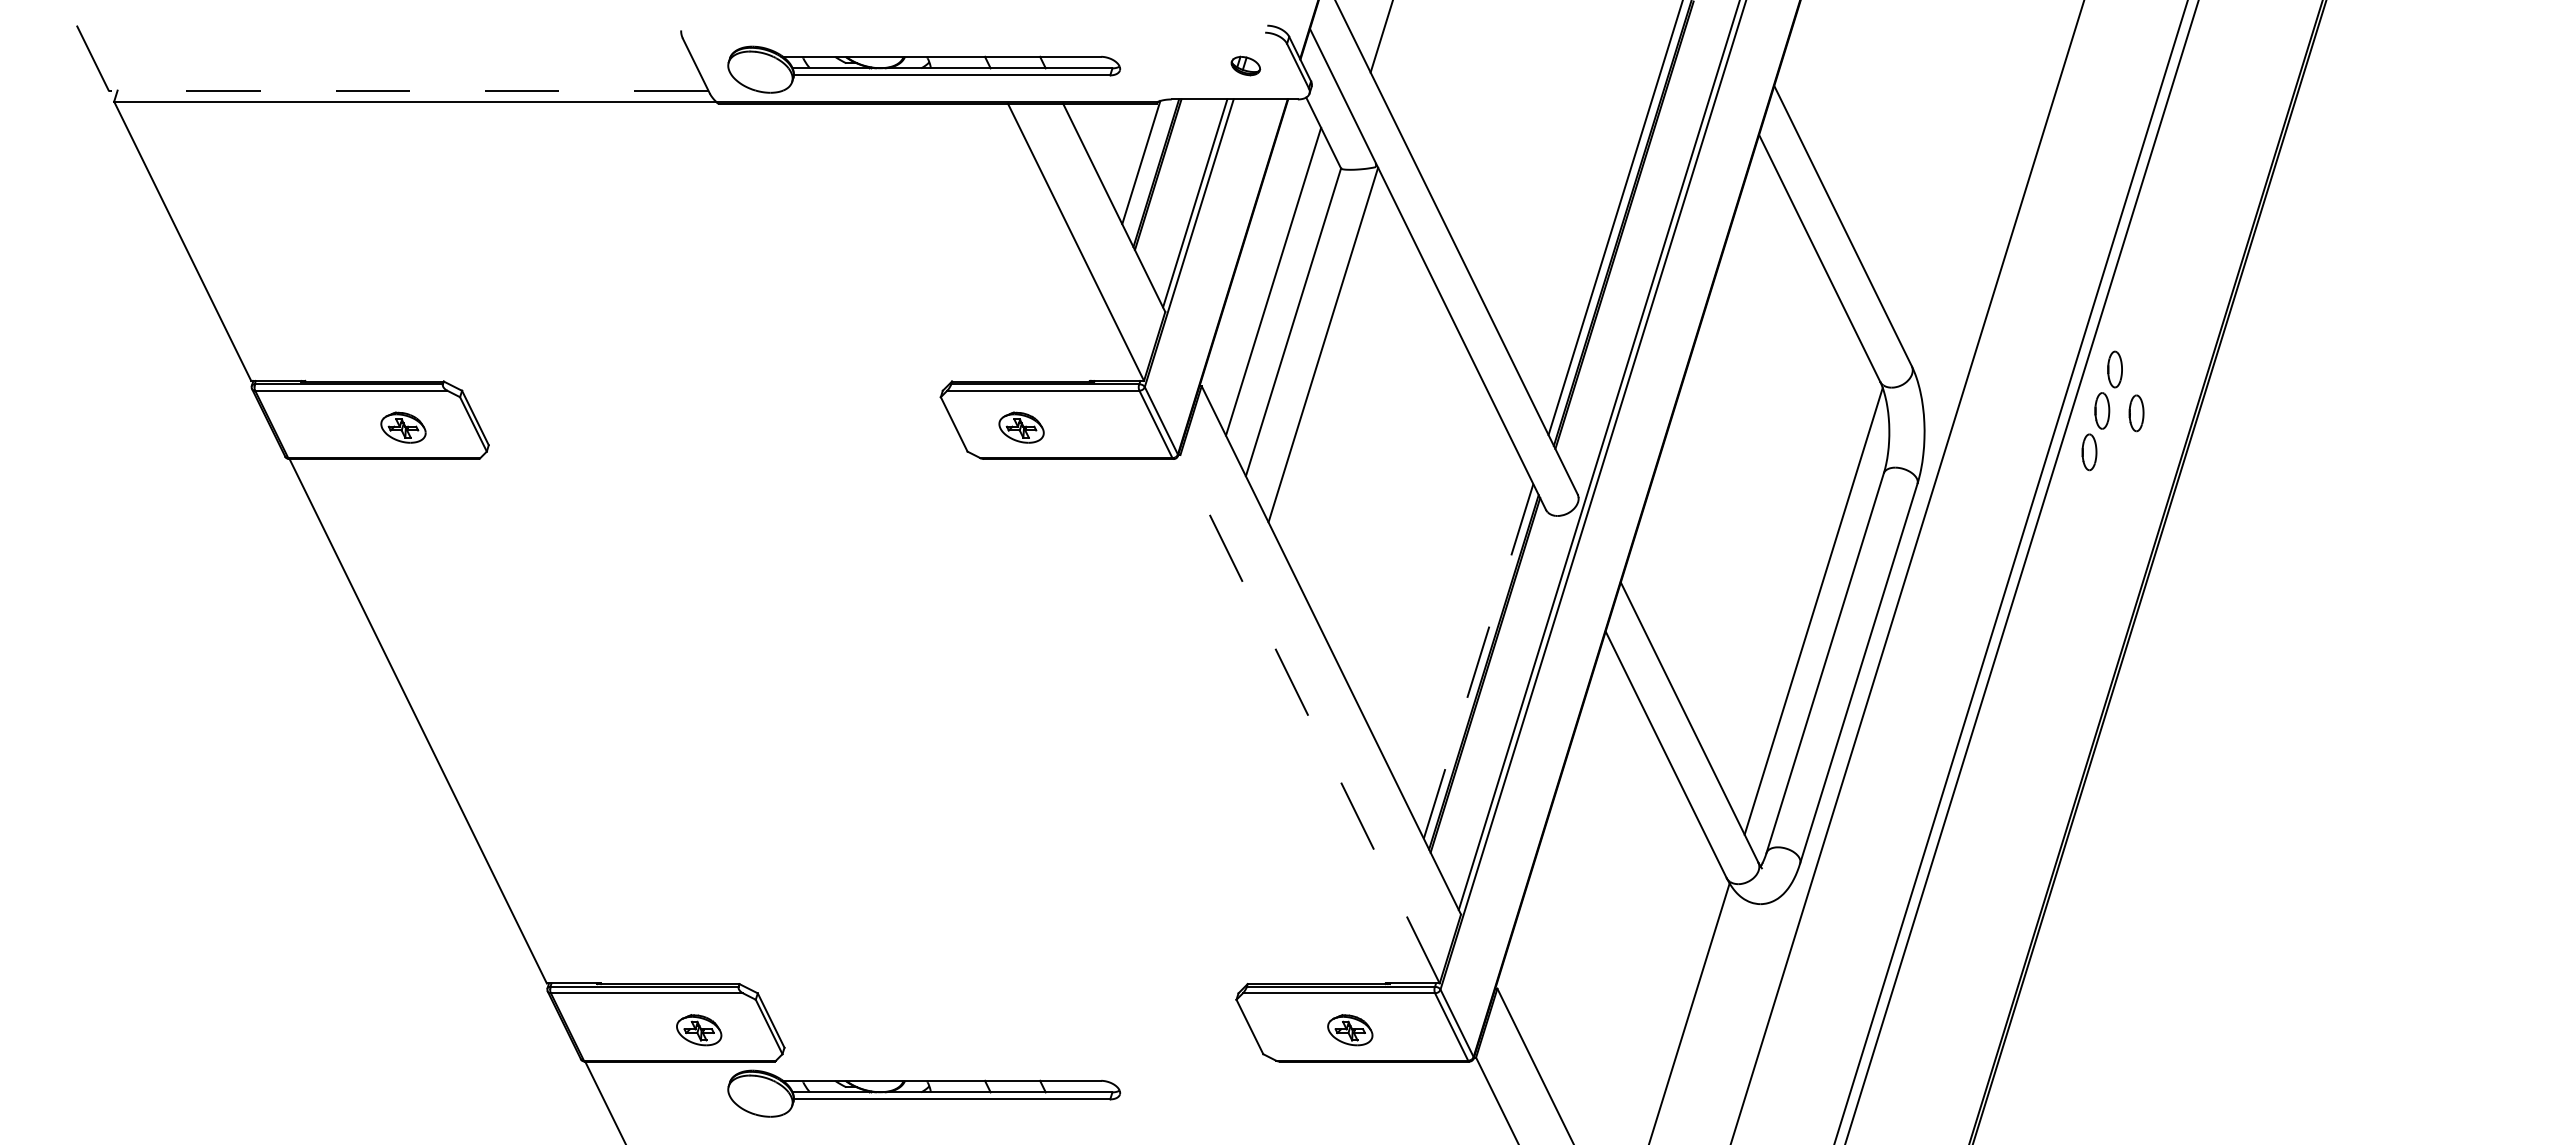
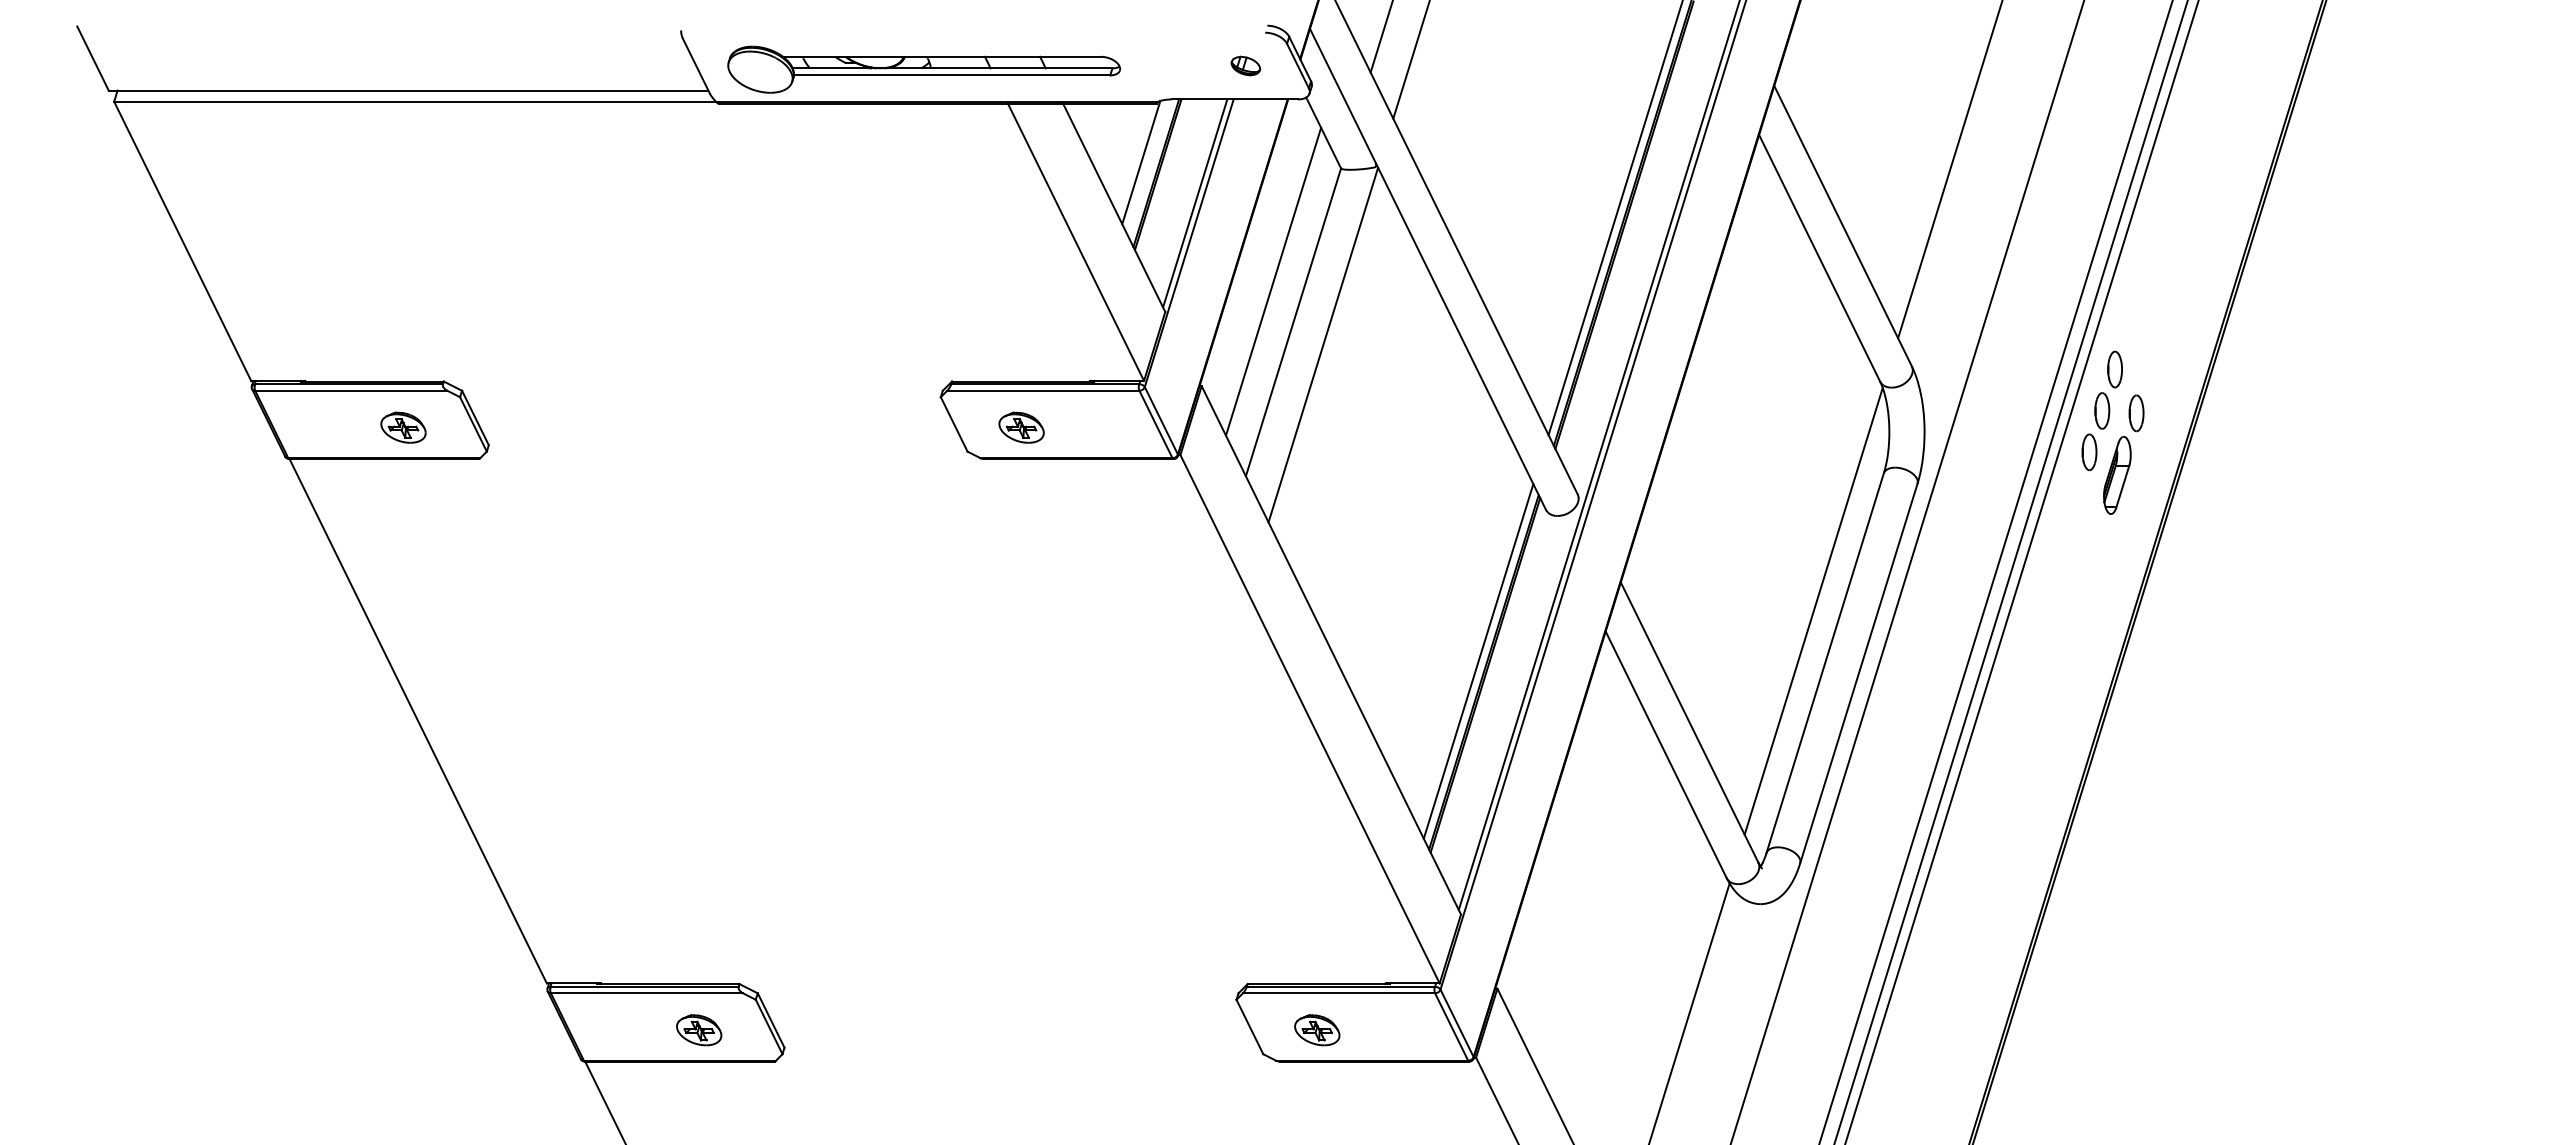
line: none -> present (1411, 60)
line: dashed -> solid (408, 90)
line: none -> present (1949, 170)
part: none -> present (2117, 475)
line: none -> present (1996, 571)
line: dashed -> solid (1478, 661)
line: dashed -> solid (1309, 718)
part position: (1350, 1030) -> (1317, 1030) (1317, 1030)
part: present -> none (924, 1093)
